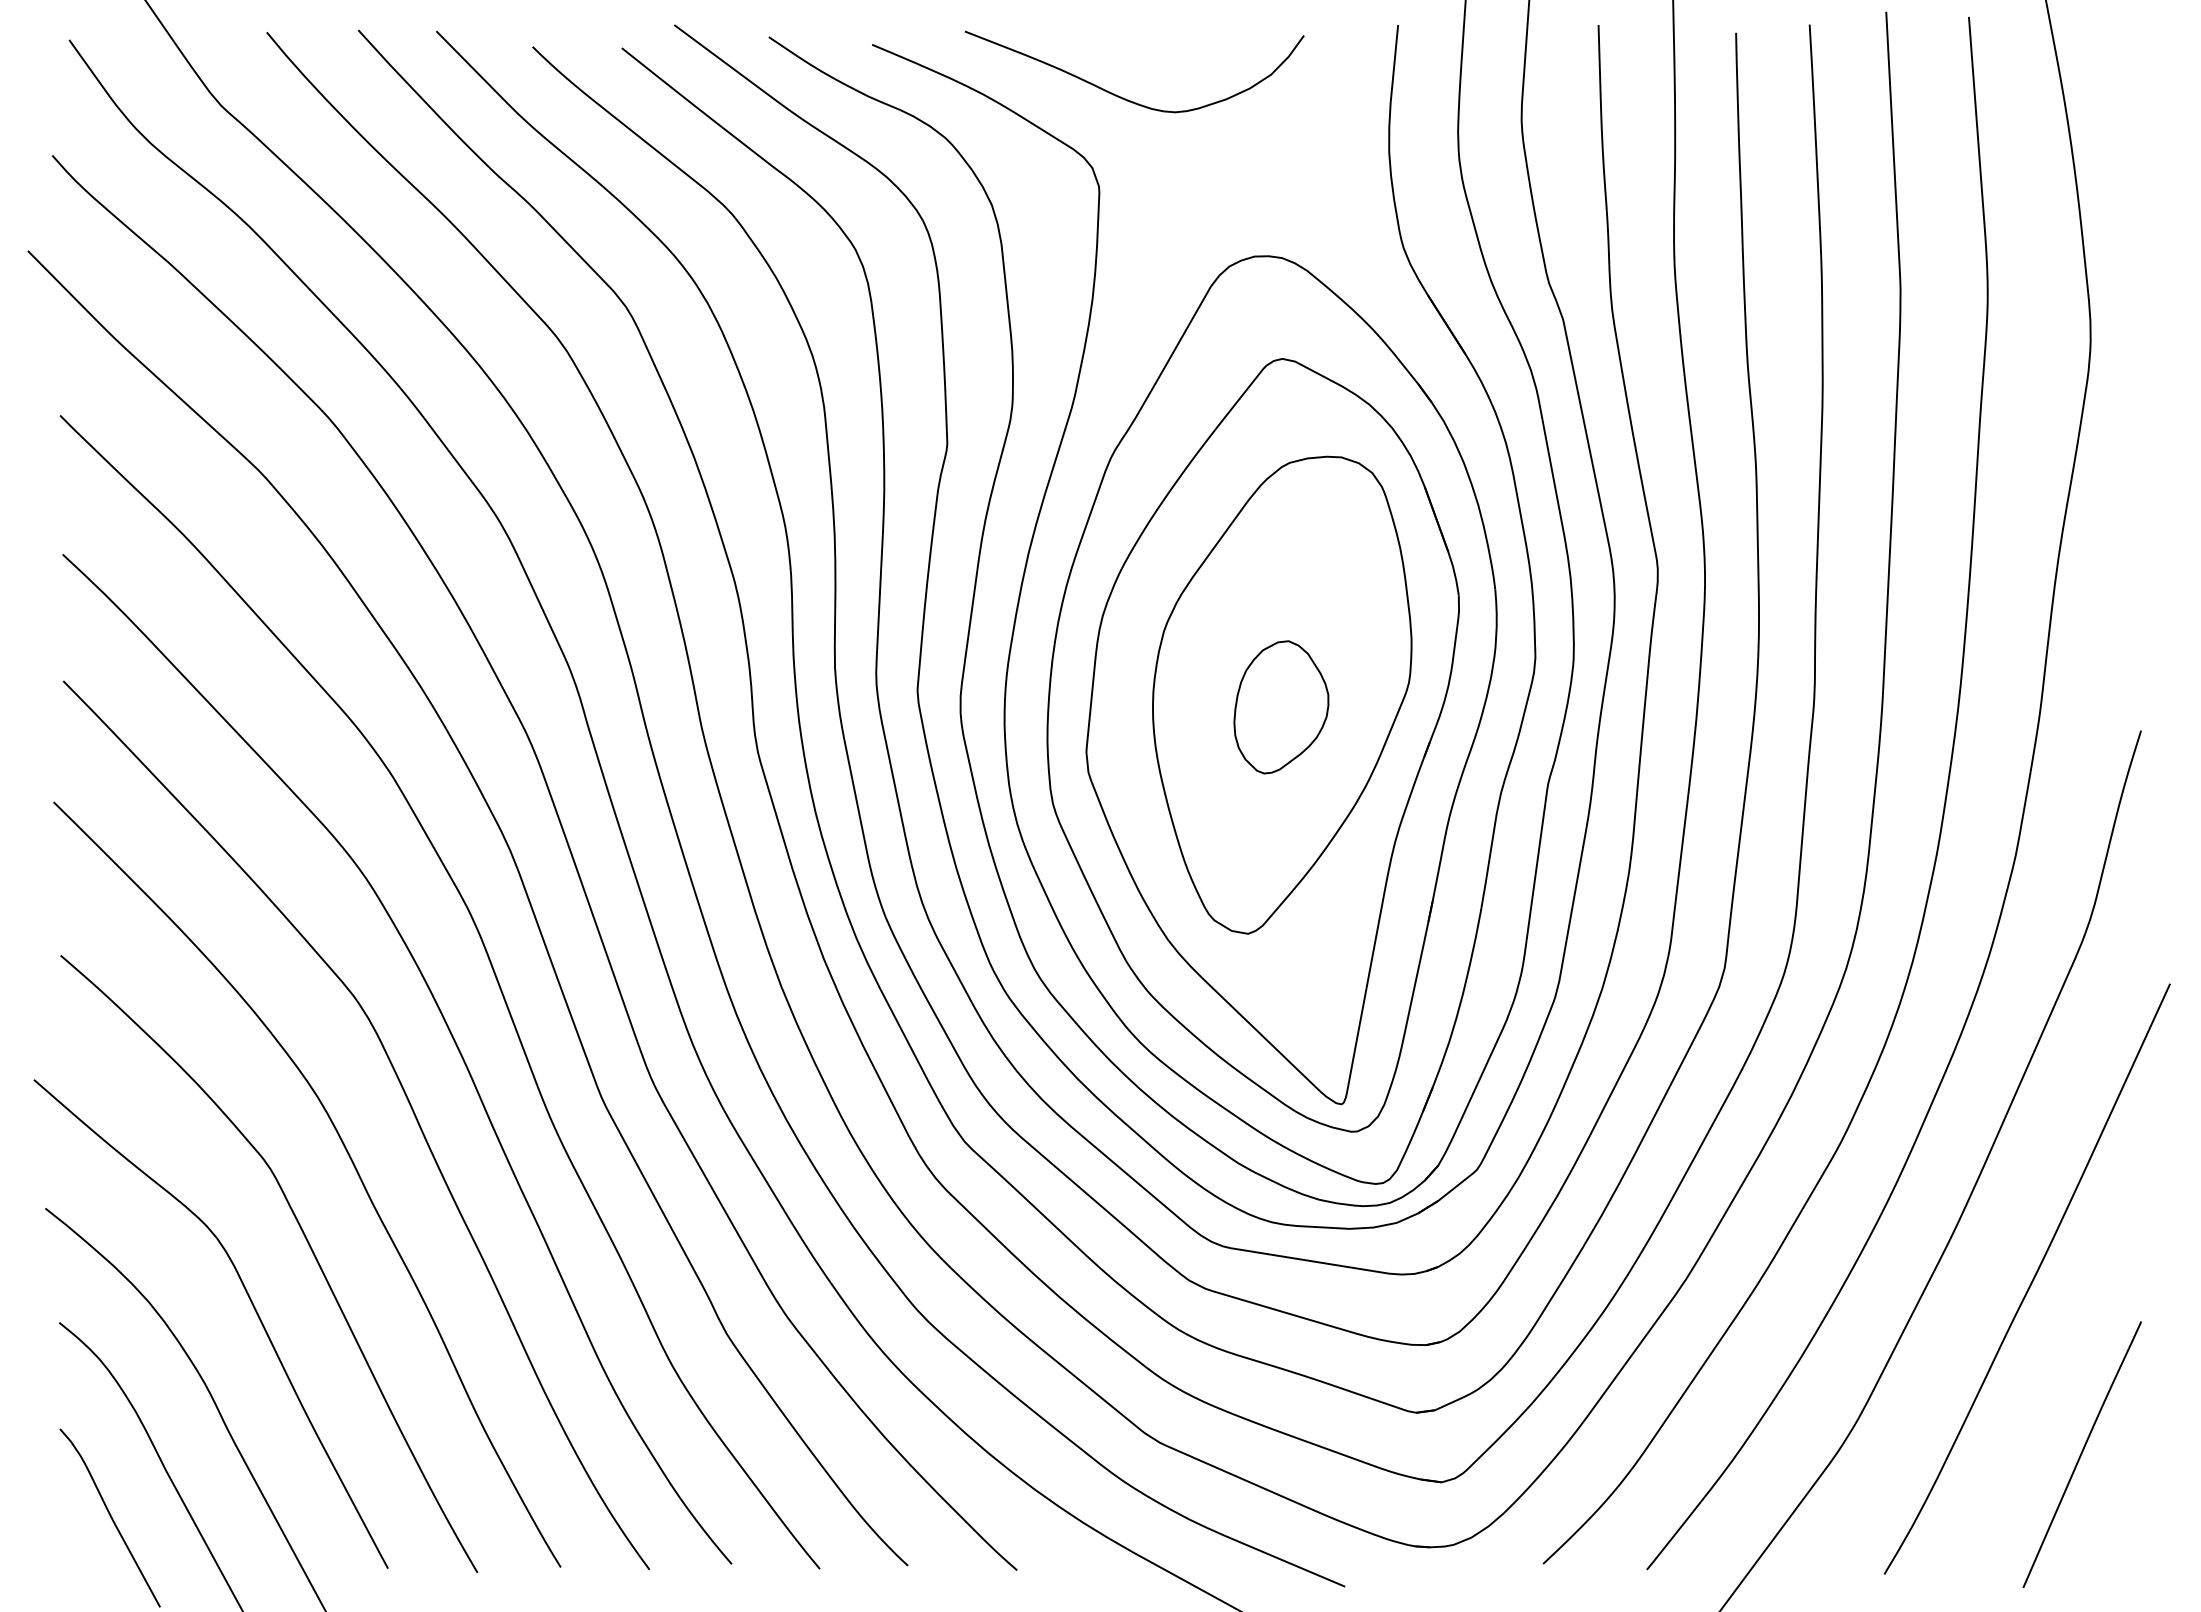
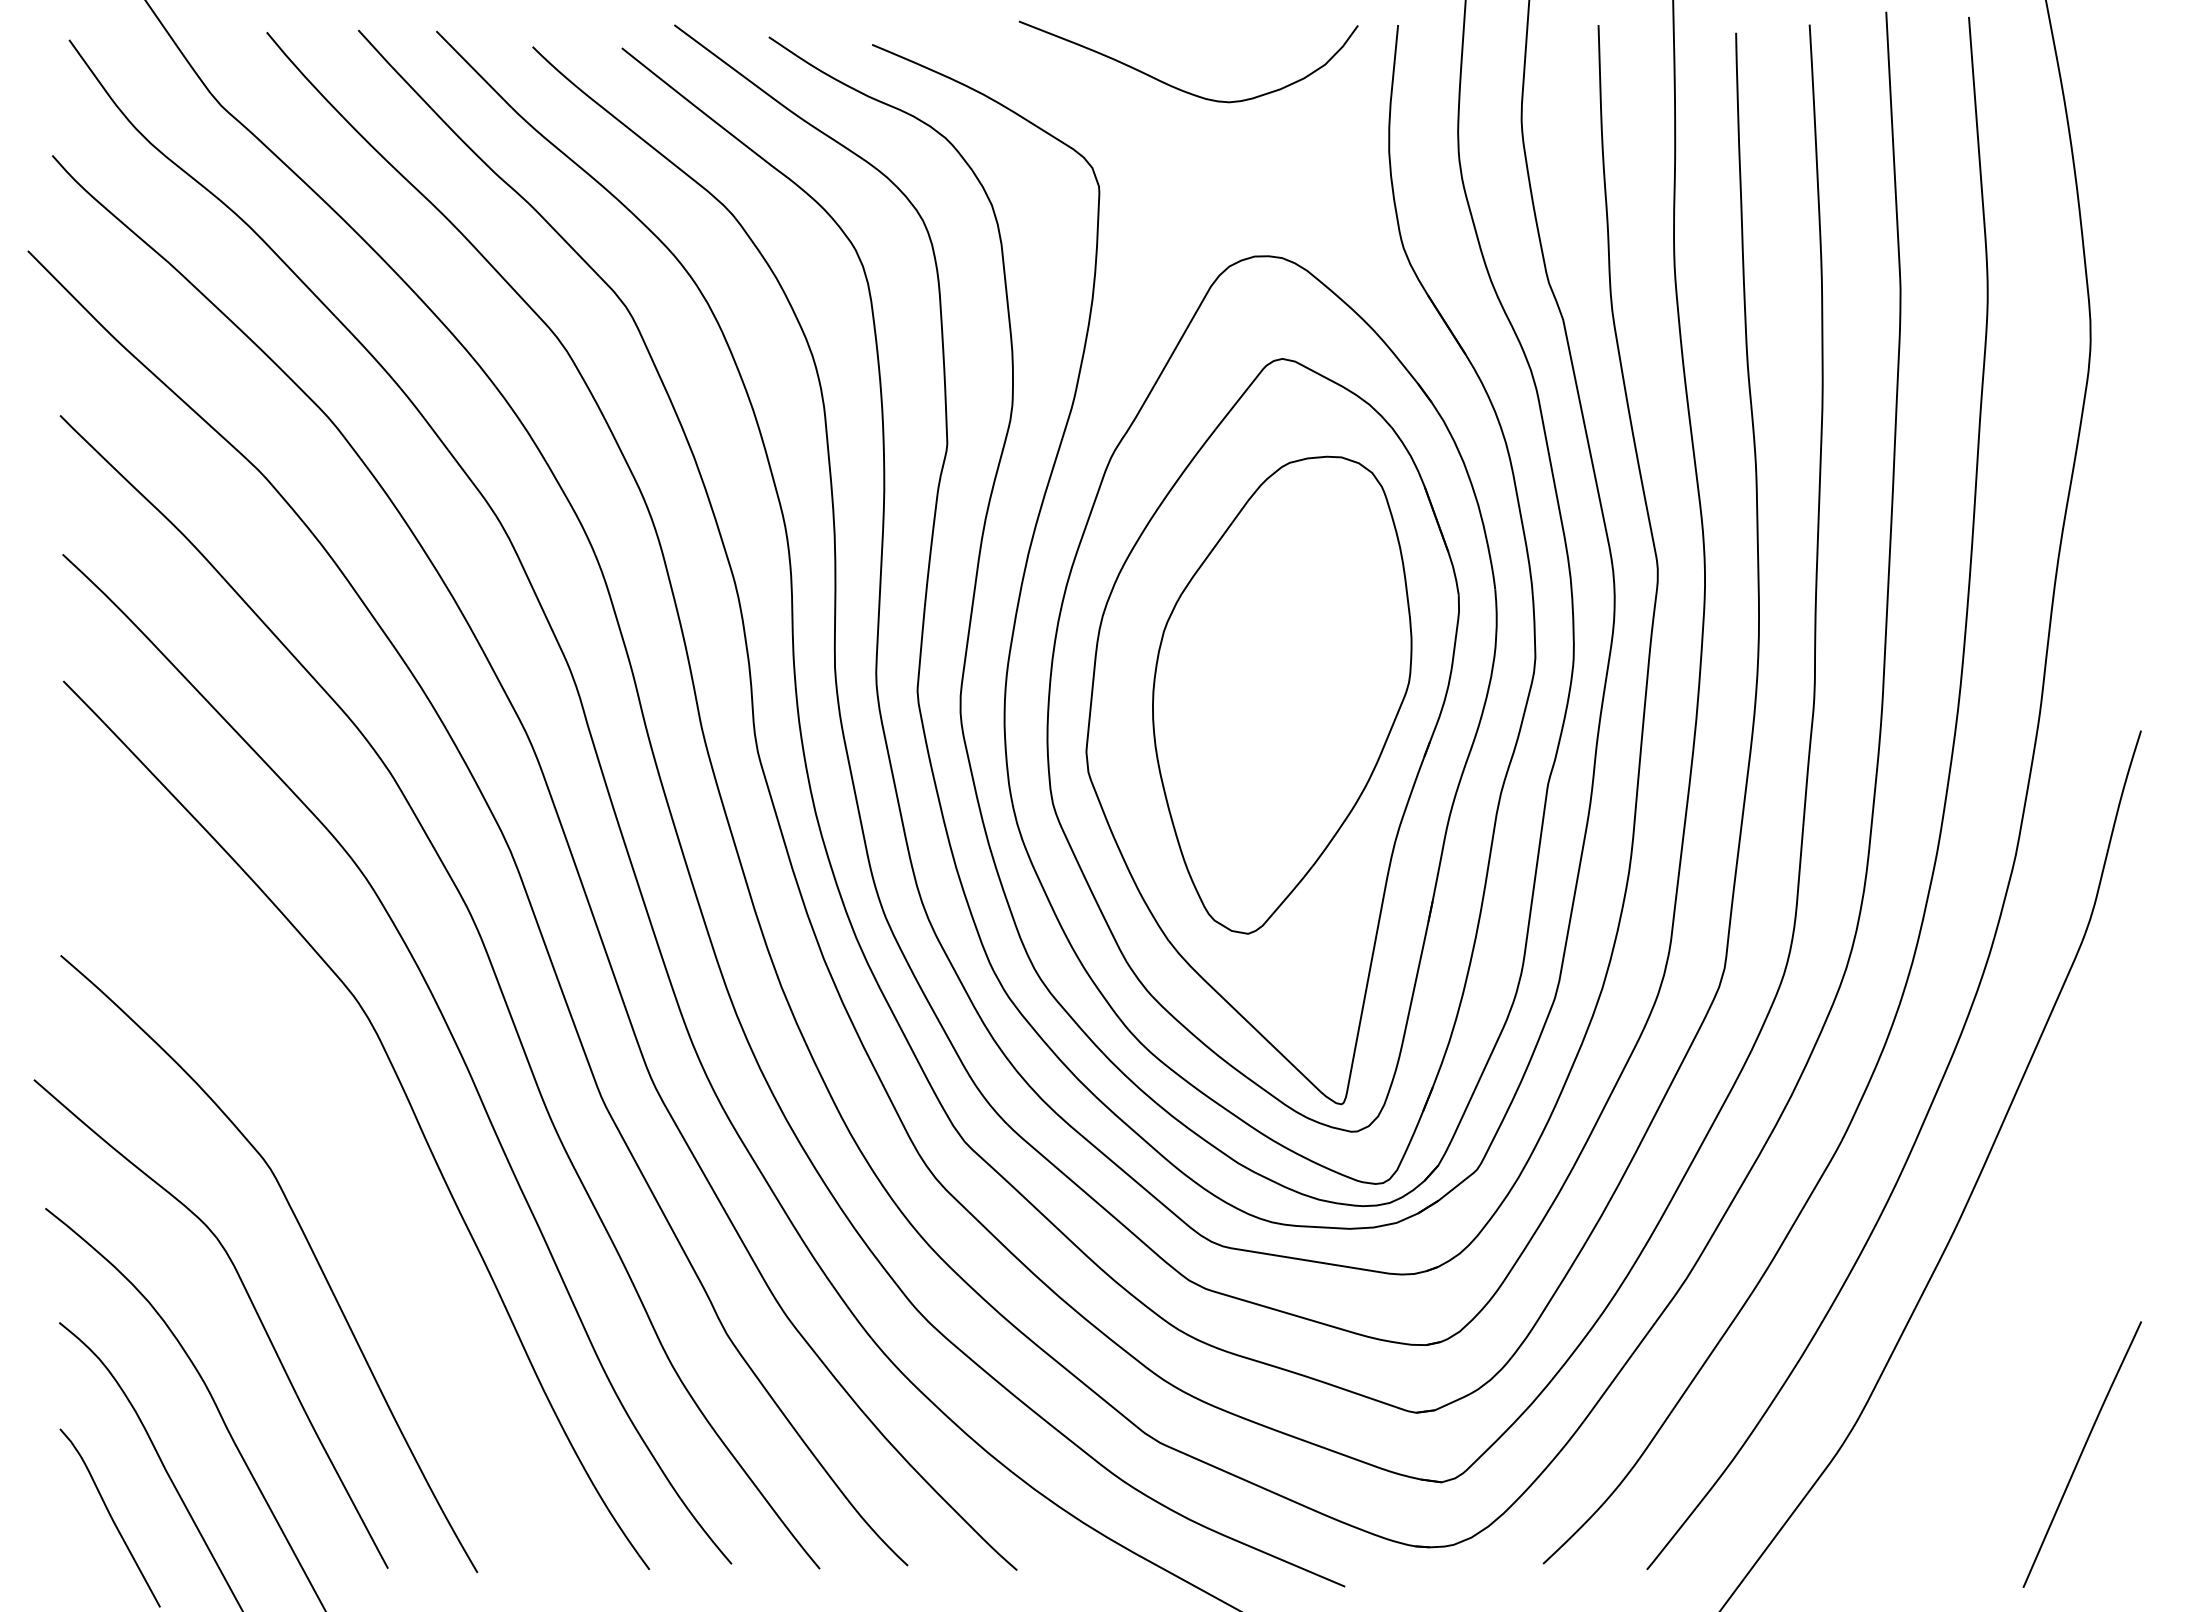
curve position: (1121, 96) -> (1175, 86) (1175, 86)
part: present -> none (1281, 707)
curve: present -> none (351, 1162)
curve: present -> none (2031, 1280)
